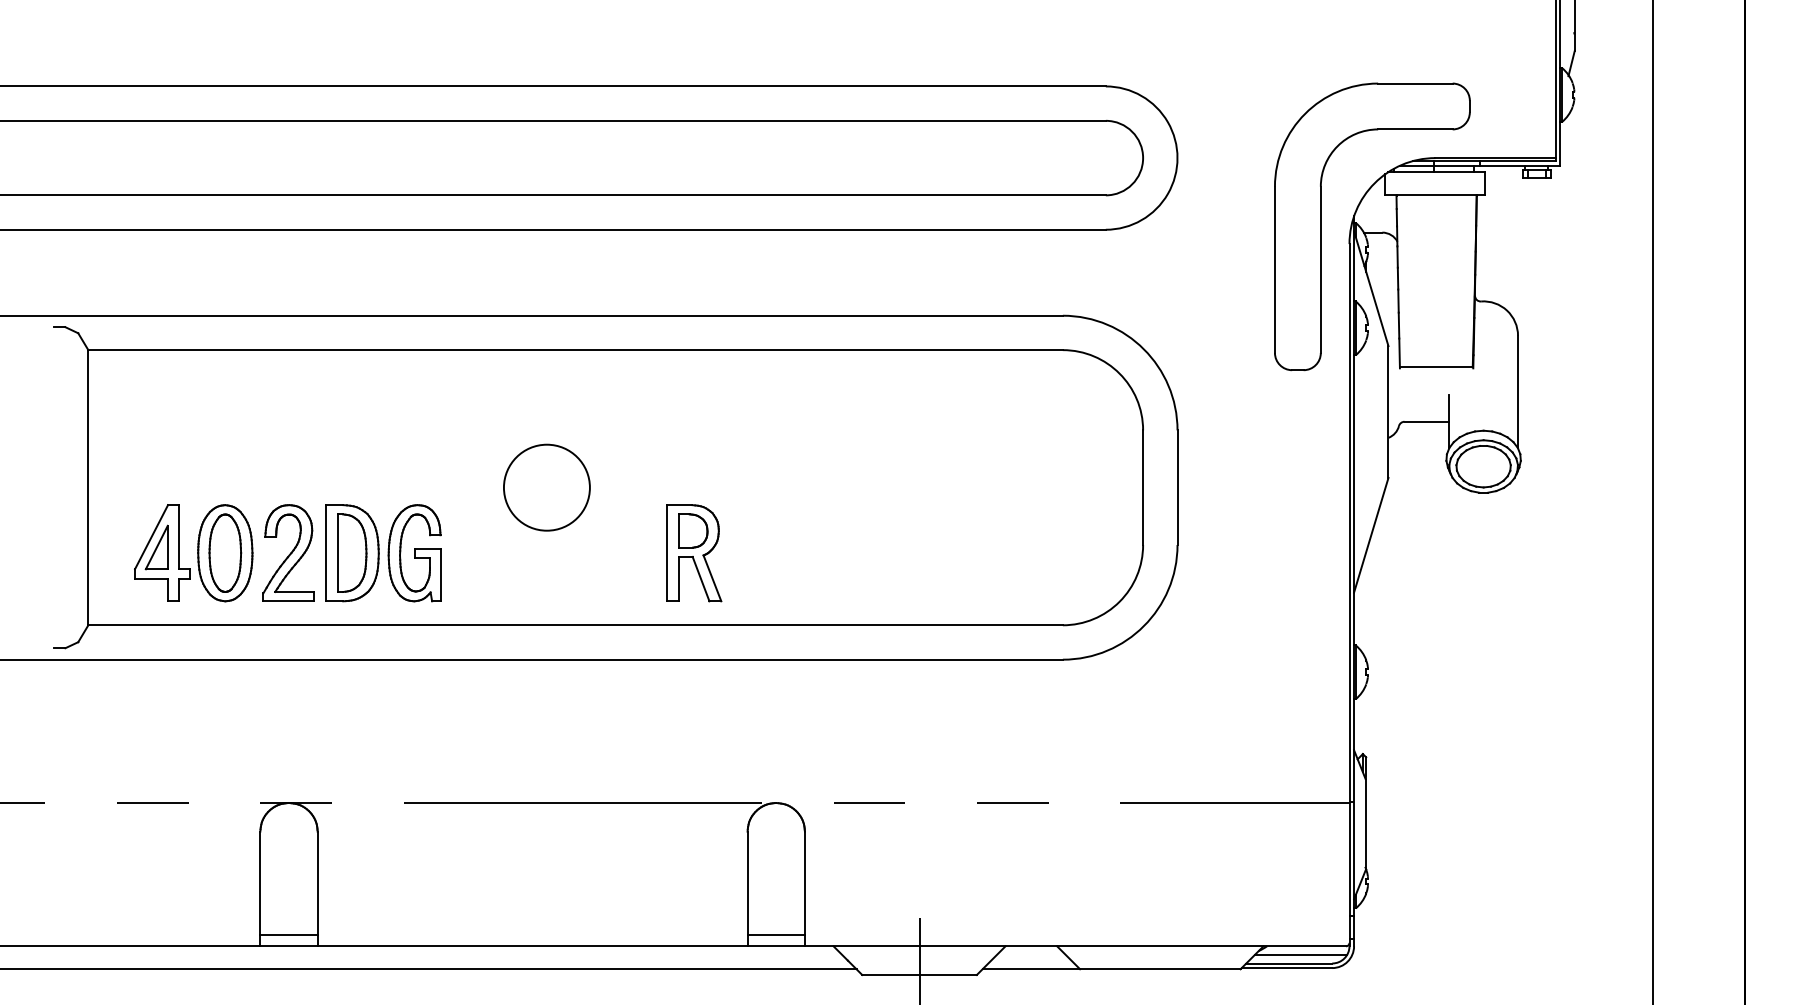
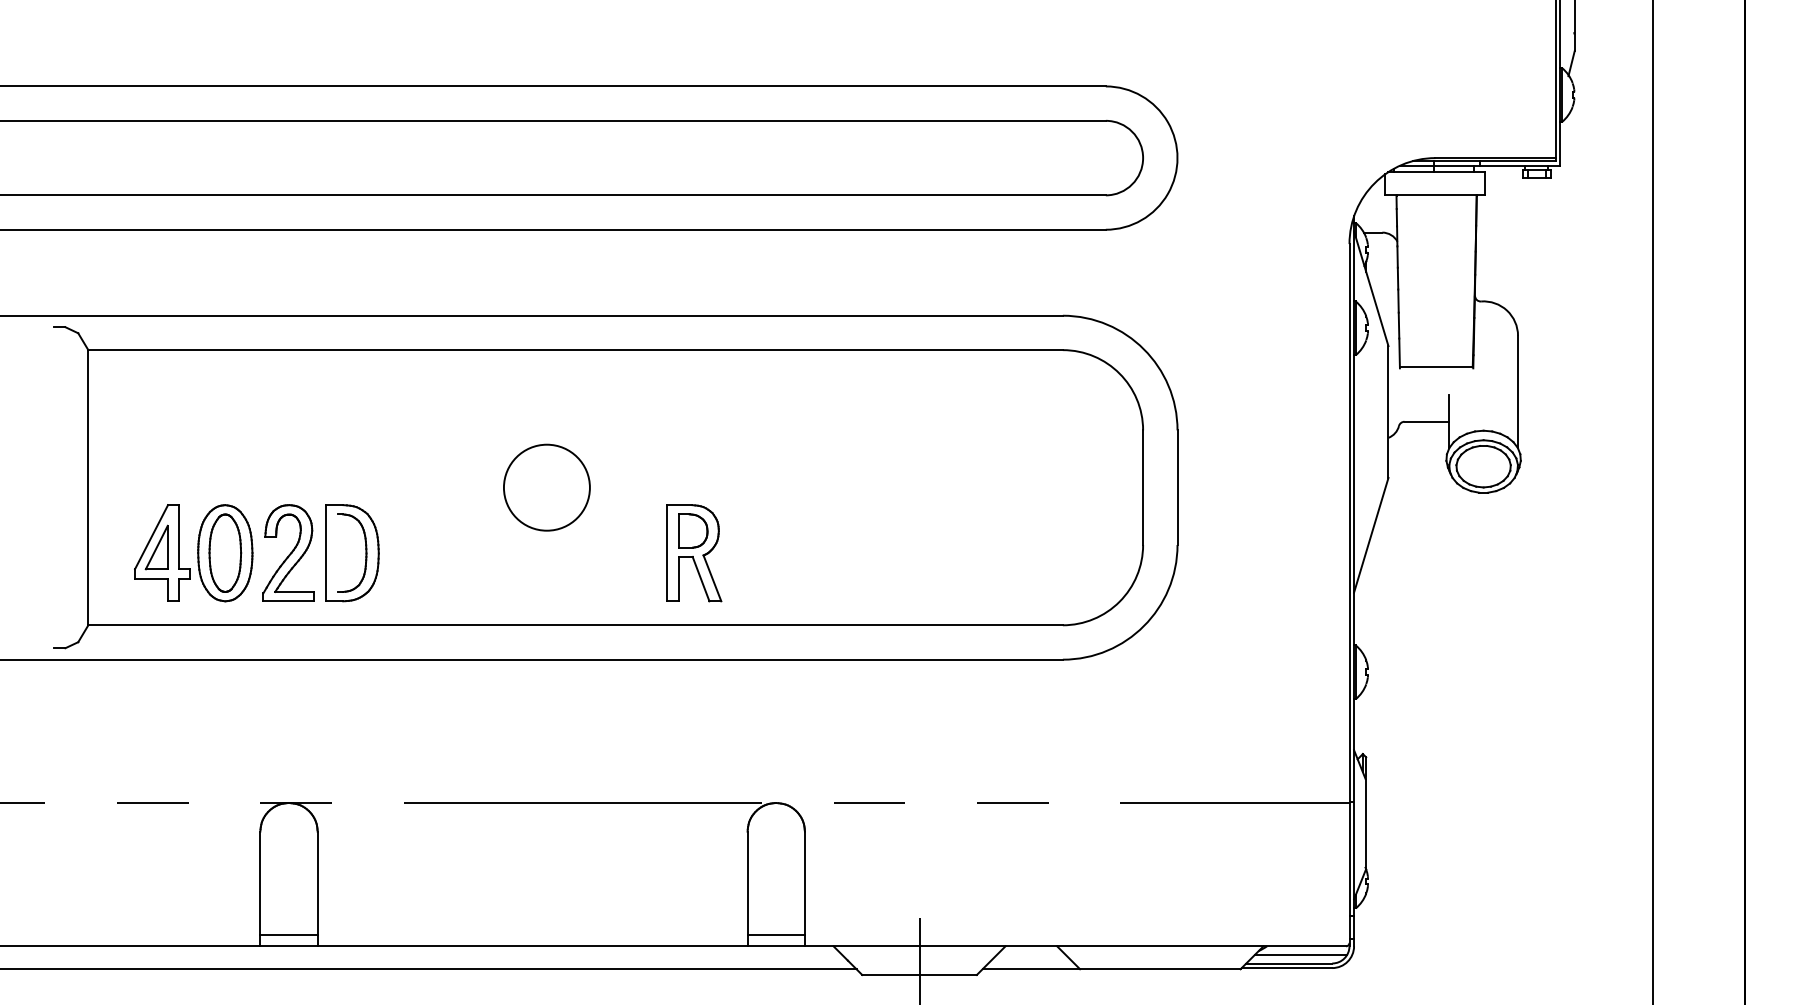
part: present -> none (1321, 226)
line: present -> none (337, 552)
part: present -> none (414, 553)
